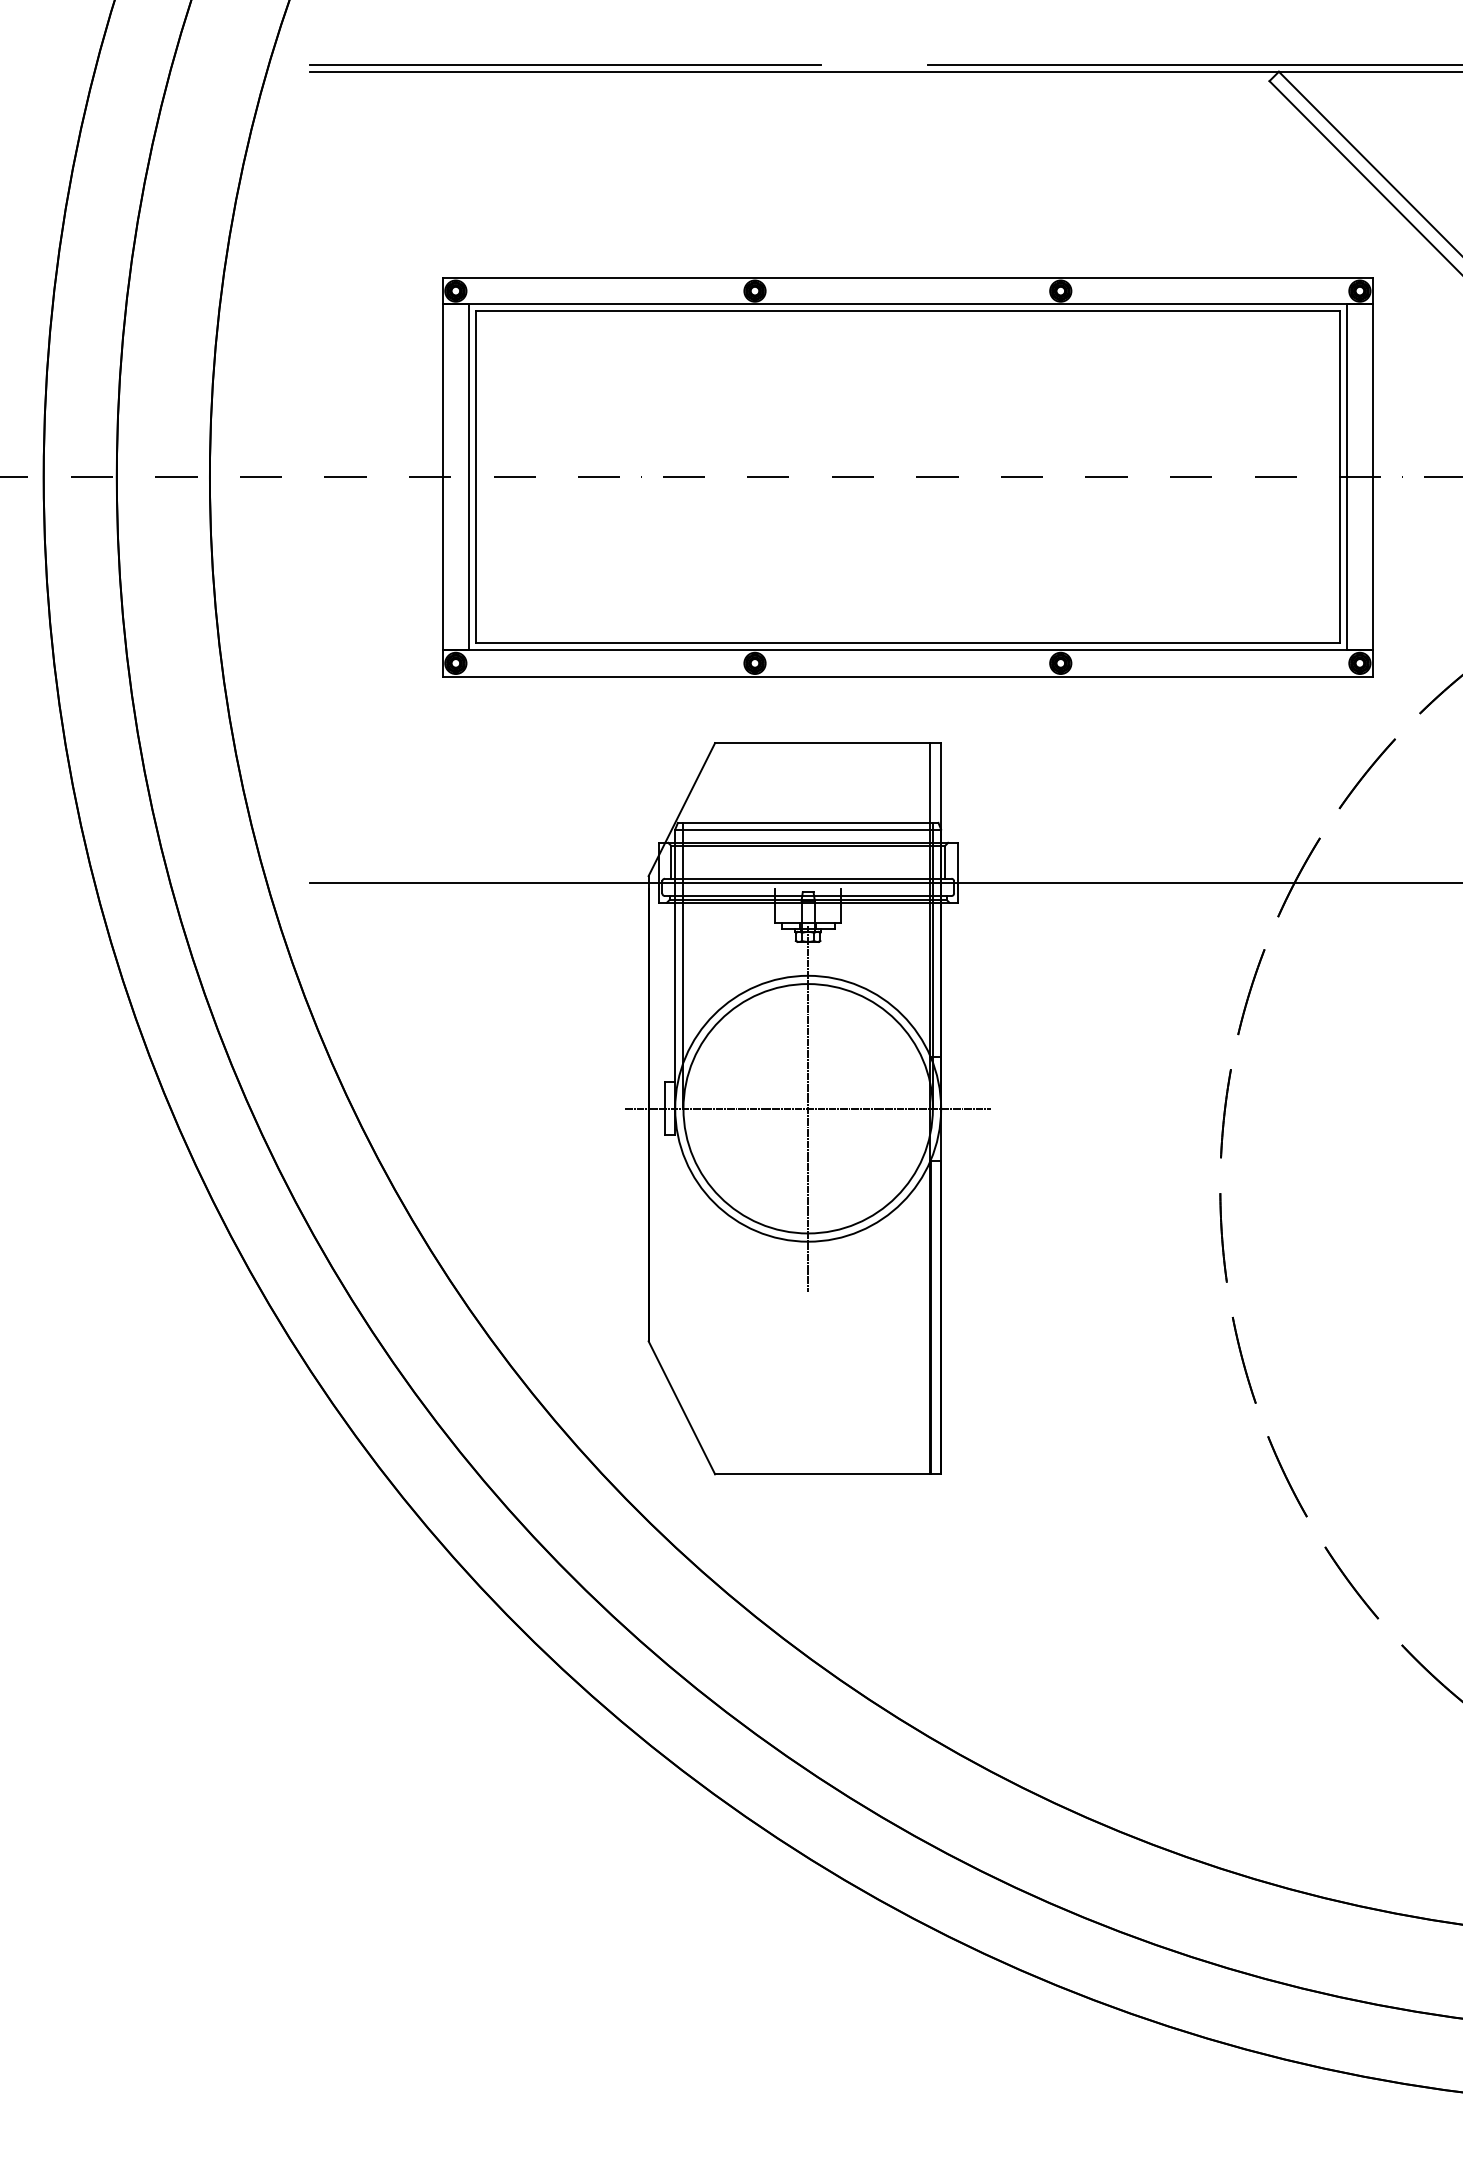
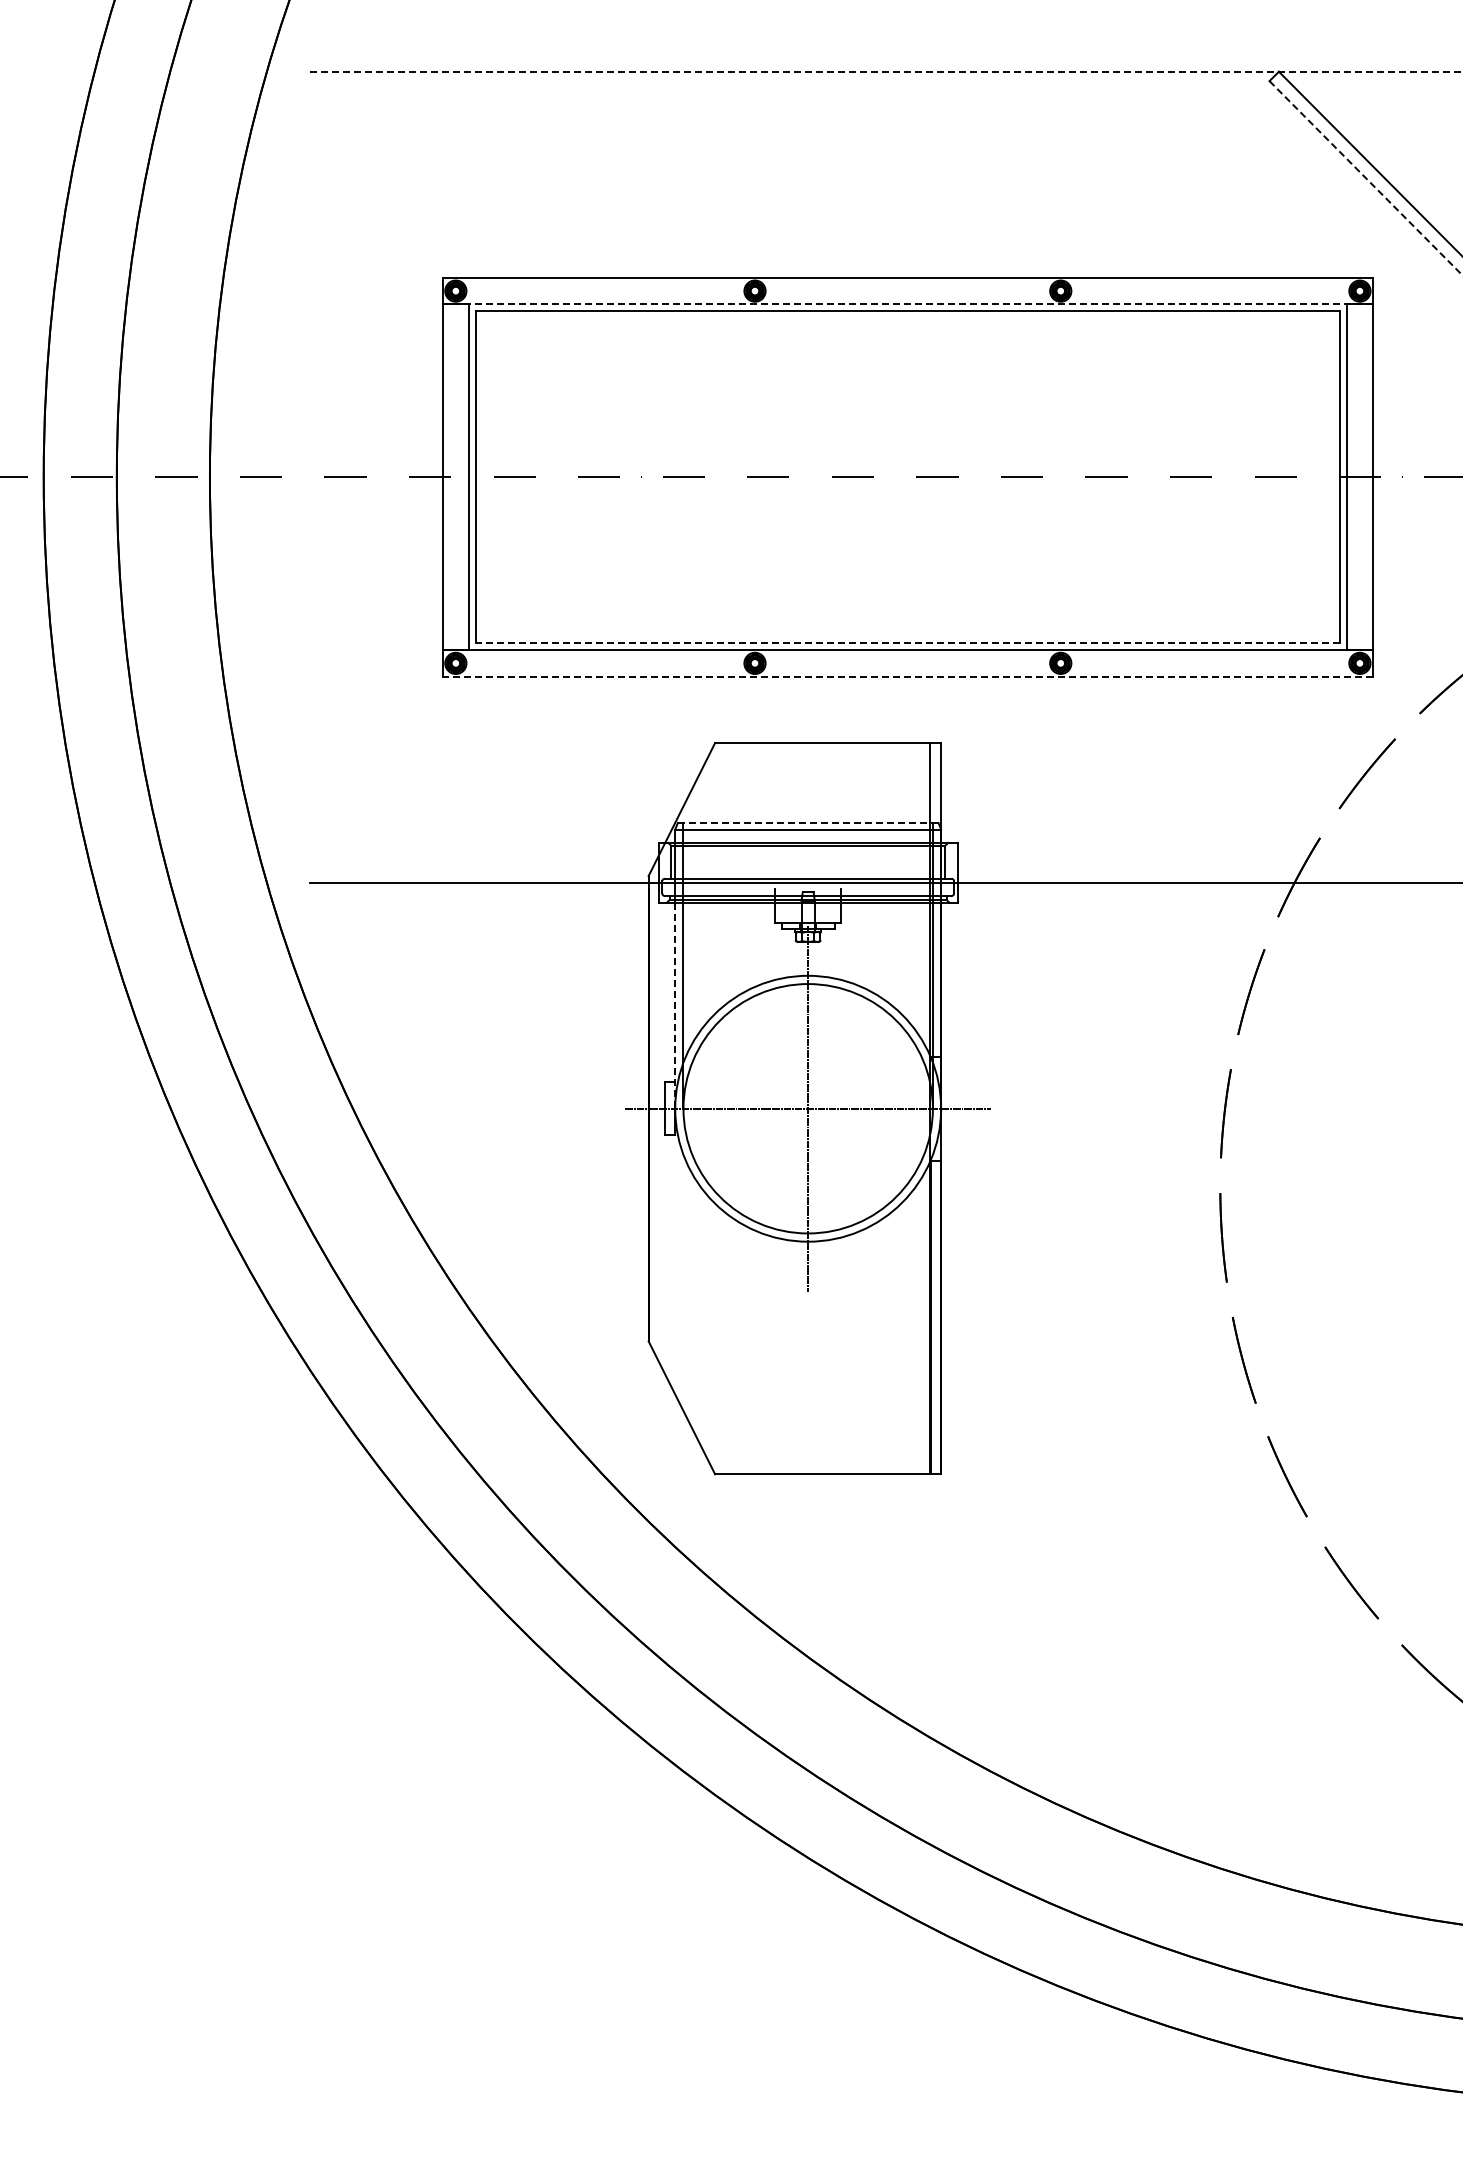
line: present -> none (565, 65)
line: present -> none (1193, 65)
line: solid -> dashed (886, 71)
line: solid -> dashed (1366, 178)
line: solid -> dashed (907, 304)
line: solid -> dashed (907, 643)
line: solid -> dashed (907, 676)
line: solid -> dashed (808, 822)
line: solid -> dashed (675, 1006)
